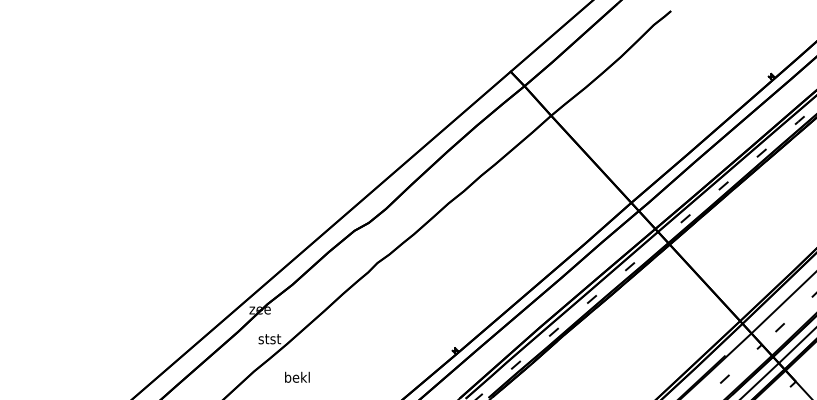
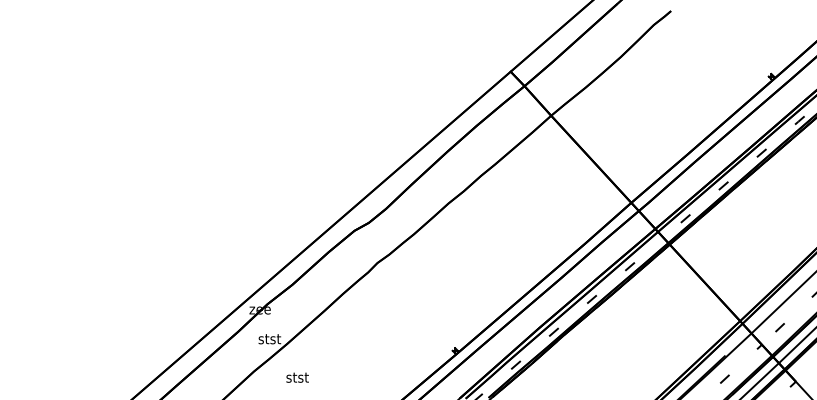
text: bekl -> stst (297, 376)
